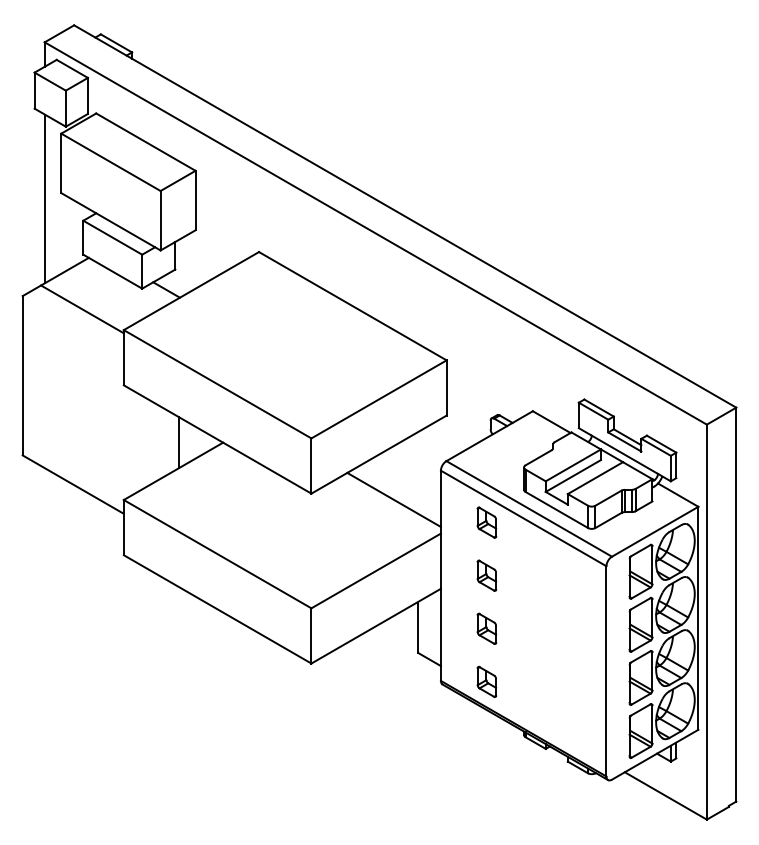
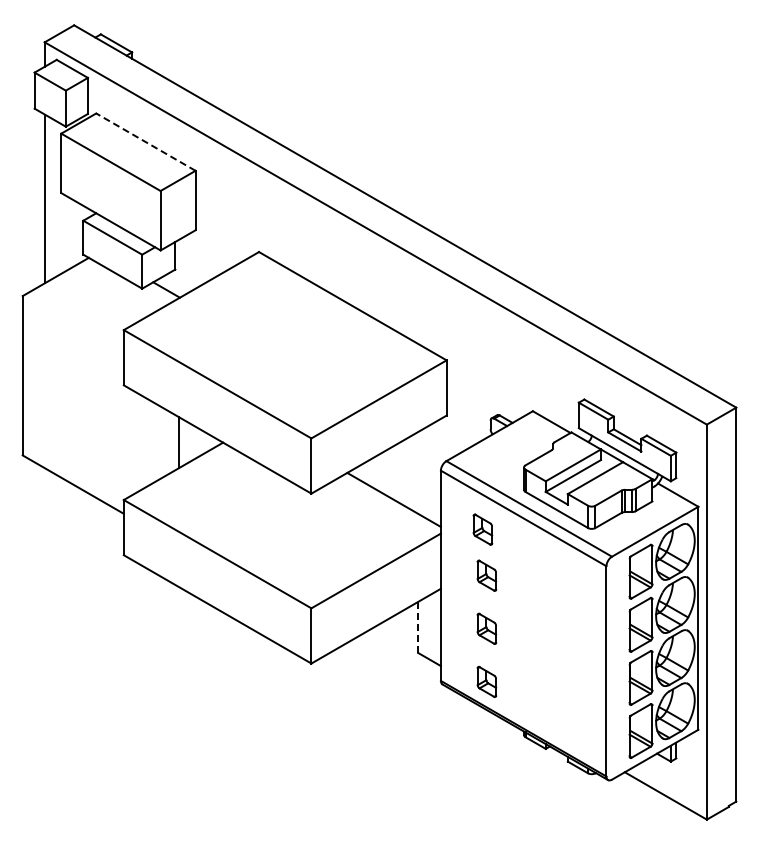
line: solid -> dashed (145, 141)
line: present -> none (82, 309)
part position: (486, 522) -> (482, 529) (482, 529)
line: solid -> dashed (418, 629)
